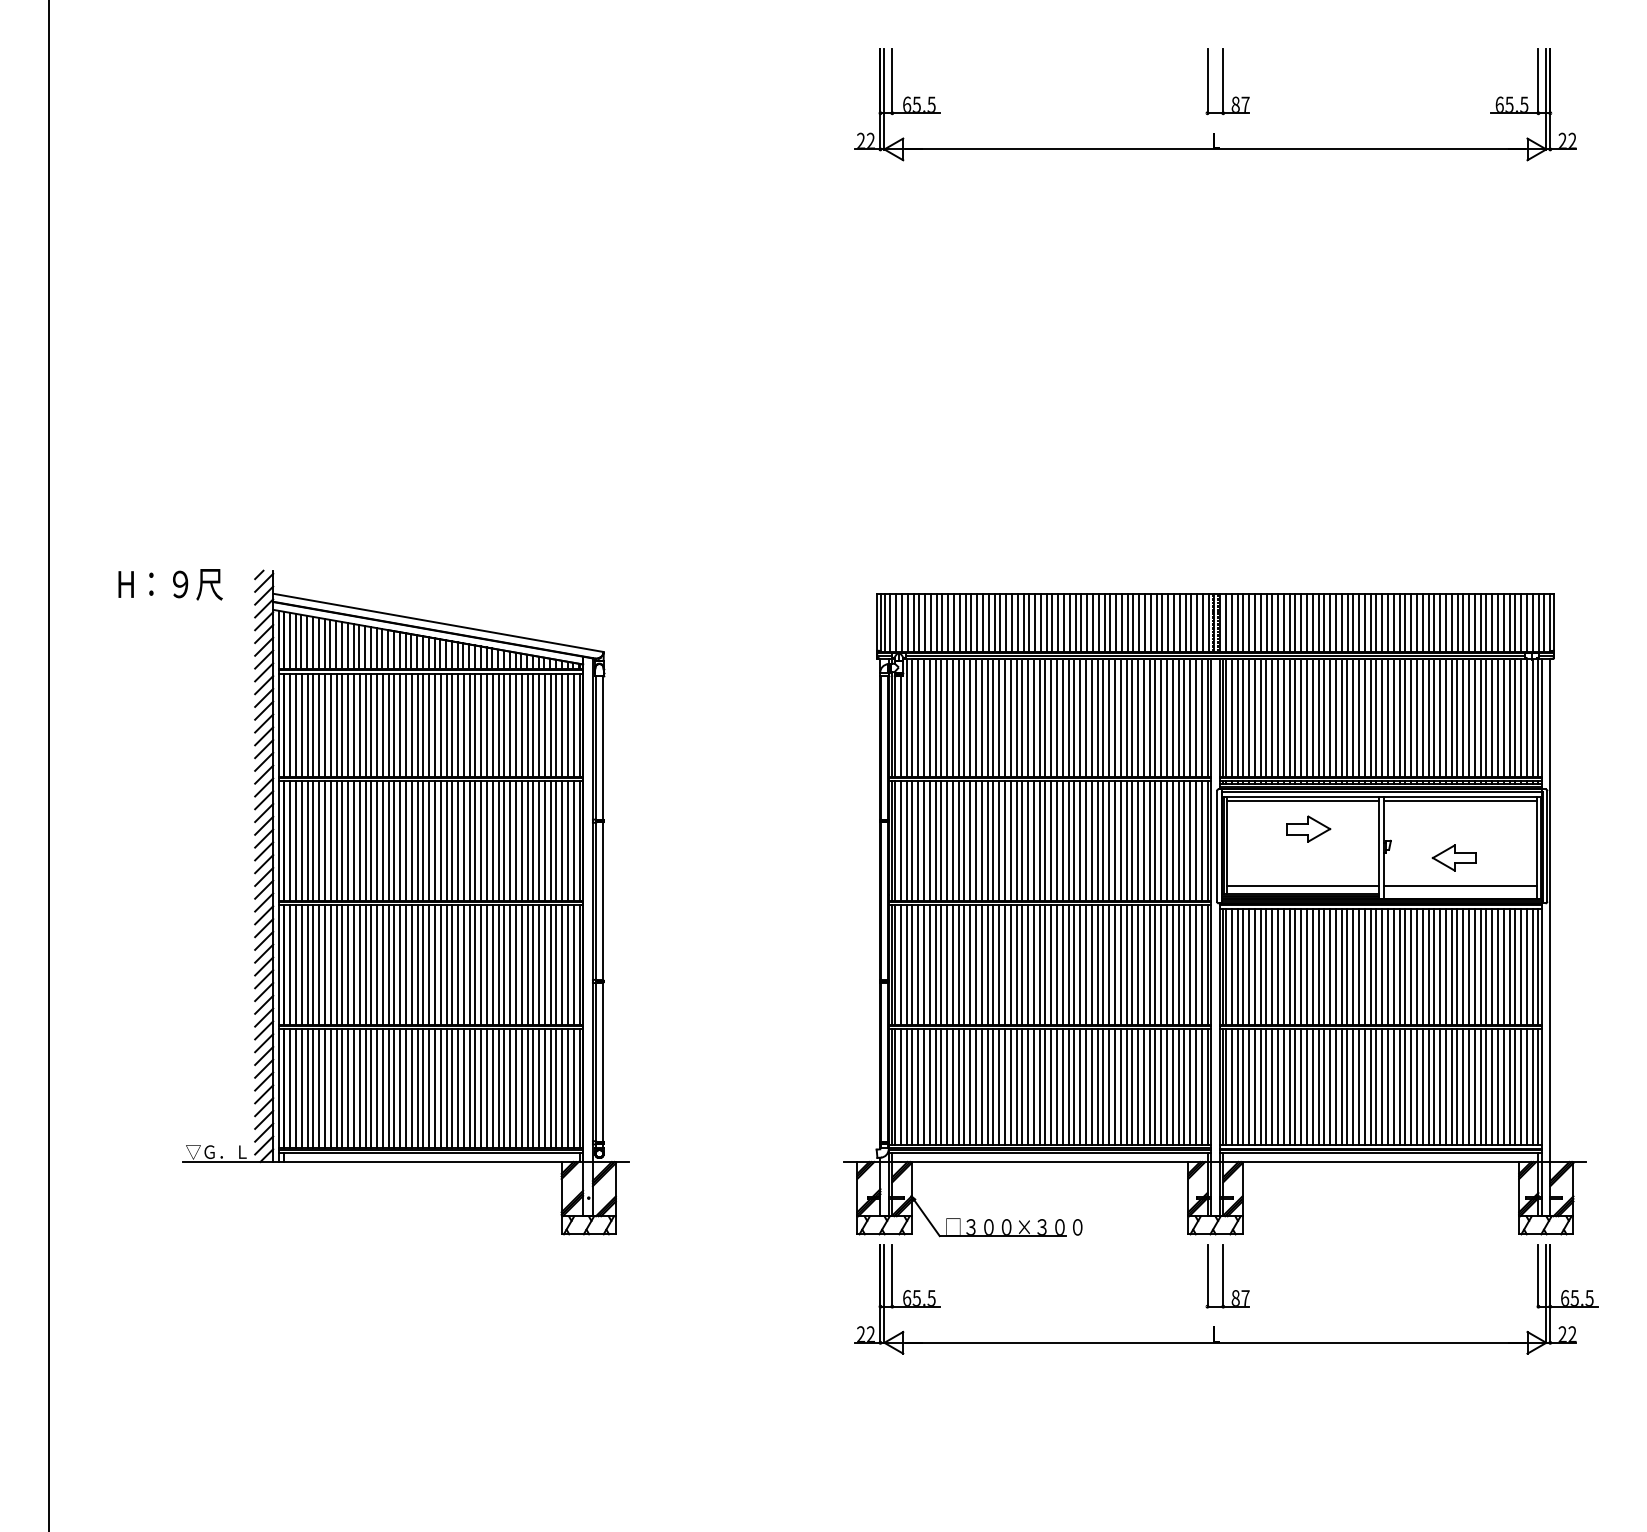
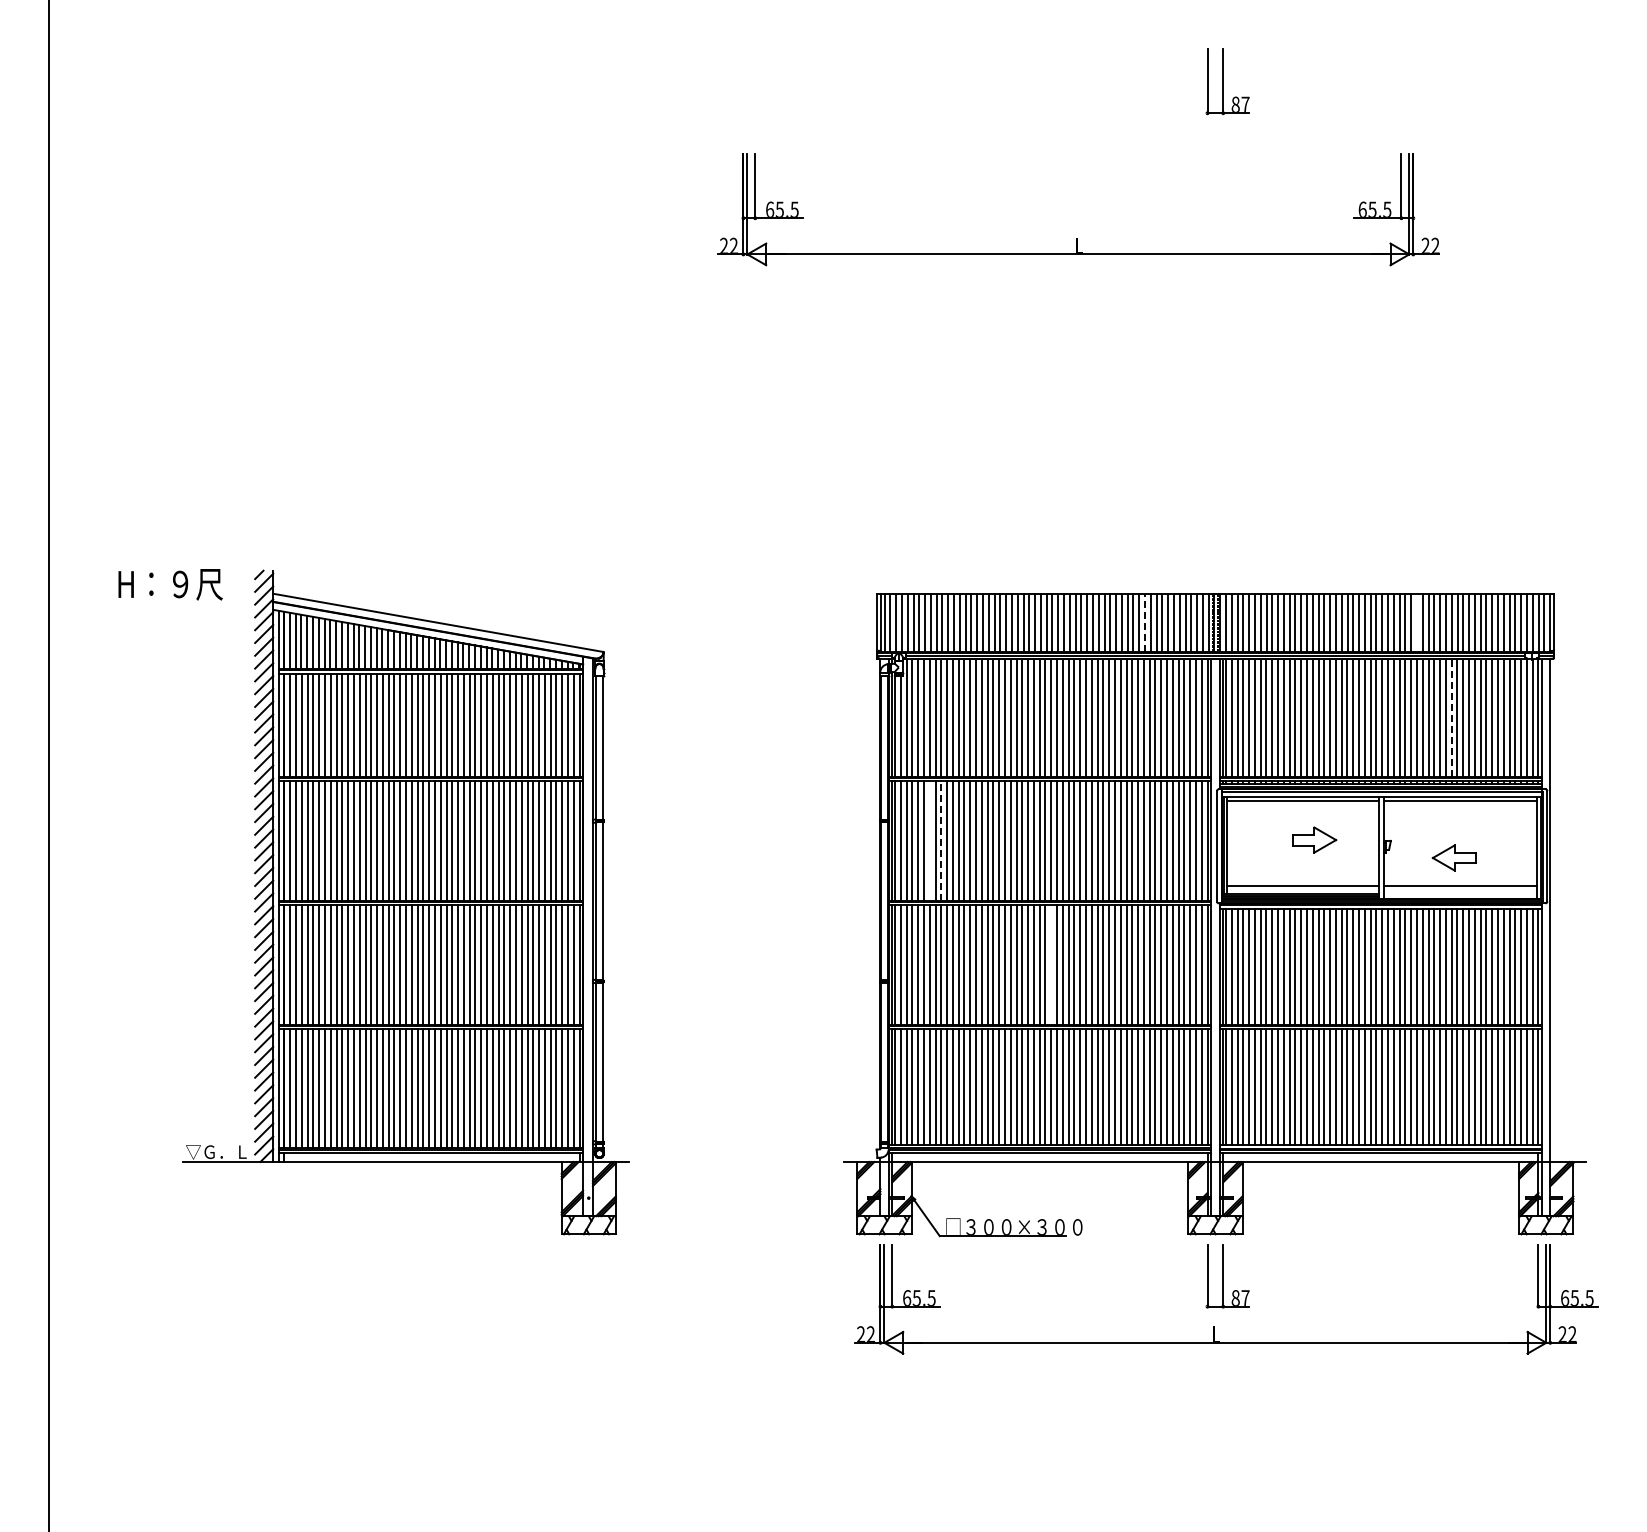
part position: (1214, 133) -> (1077, 238) (1077, 238)
line: present -> none (1416, 622)
line: solid -> dashed (1145, 623)
line: solid -> dashed (1451, 717)
part position: (1308, 828) -> (1314, 839) (1314, 839)
line: present -> none (929, 840)
line: solid -> dashed (941, 841)
line: present -> none (1051, 964)
